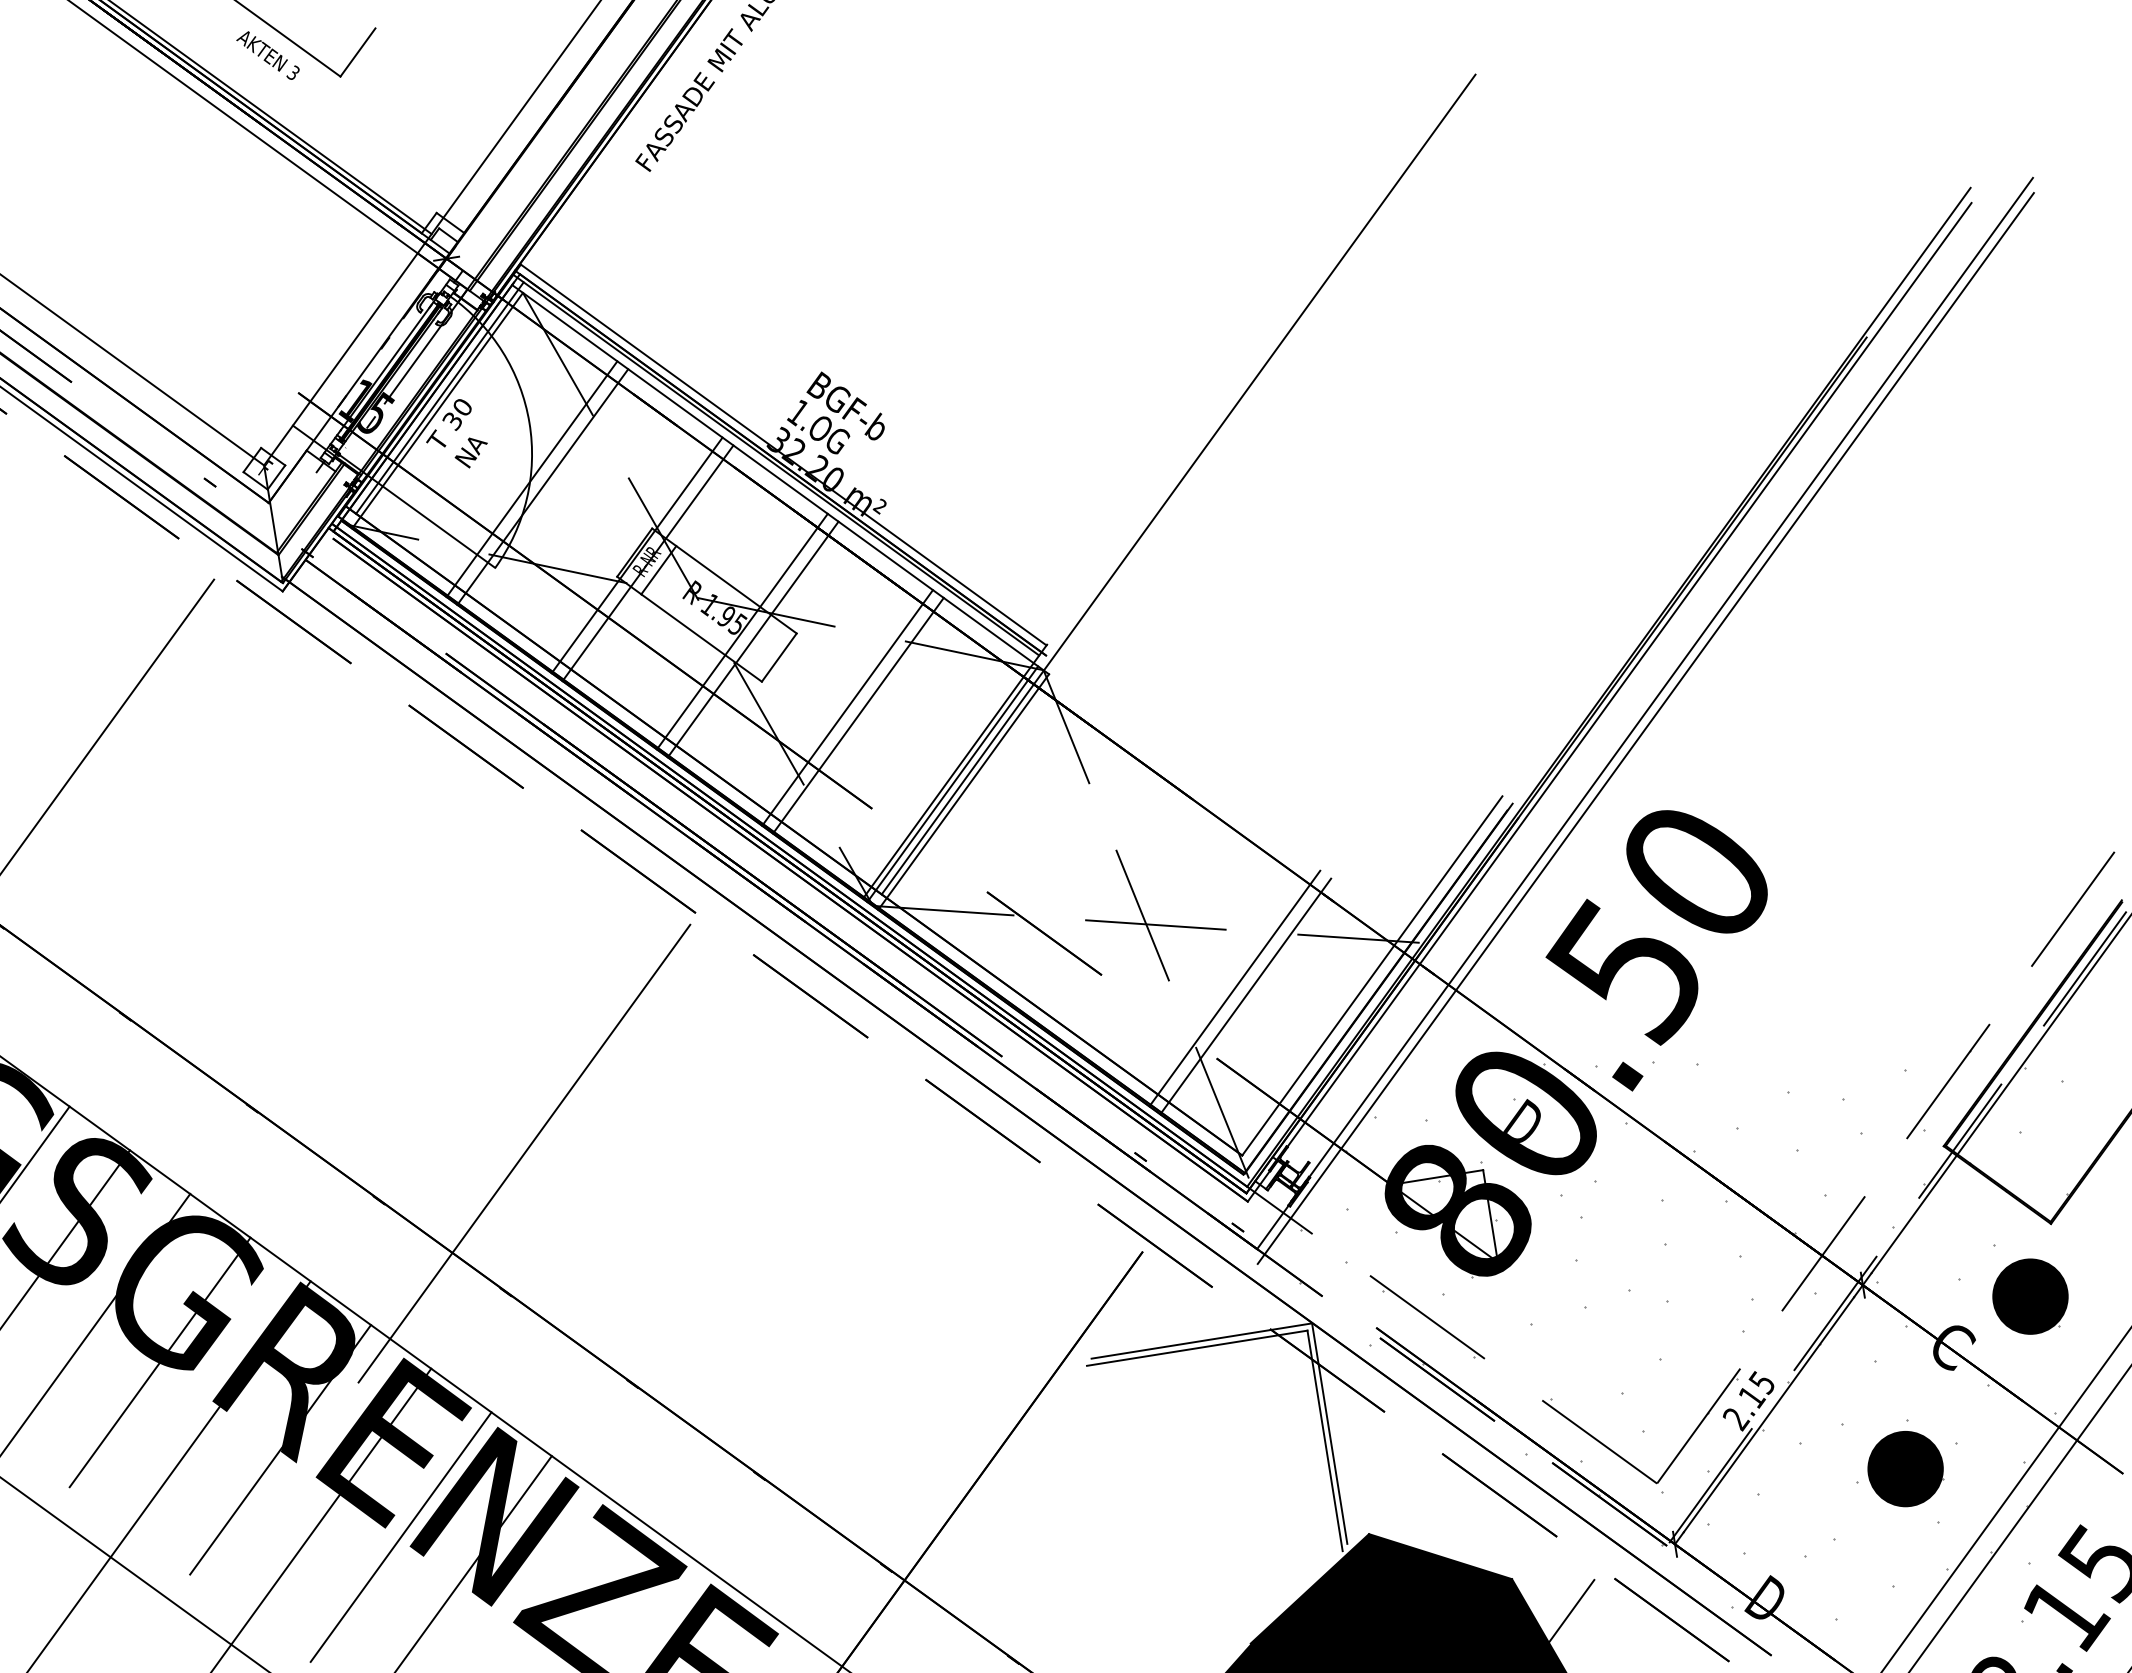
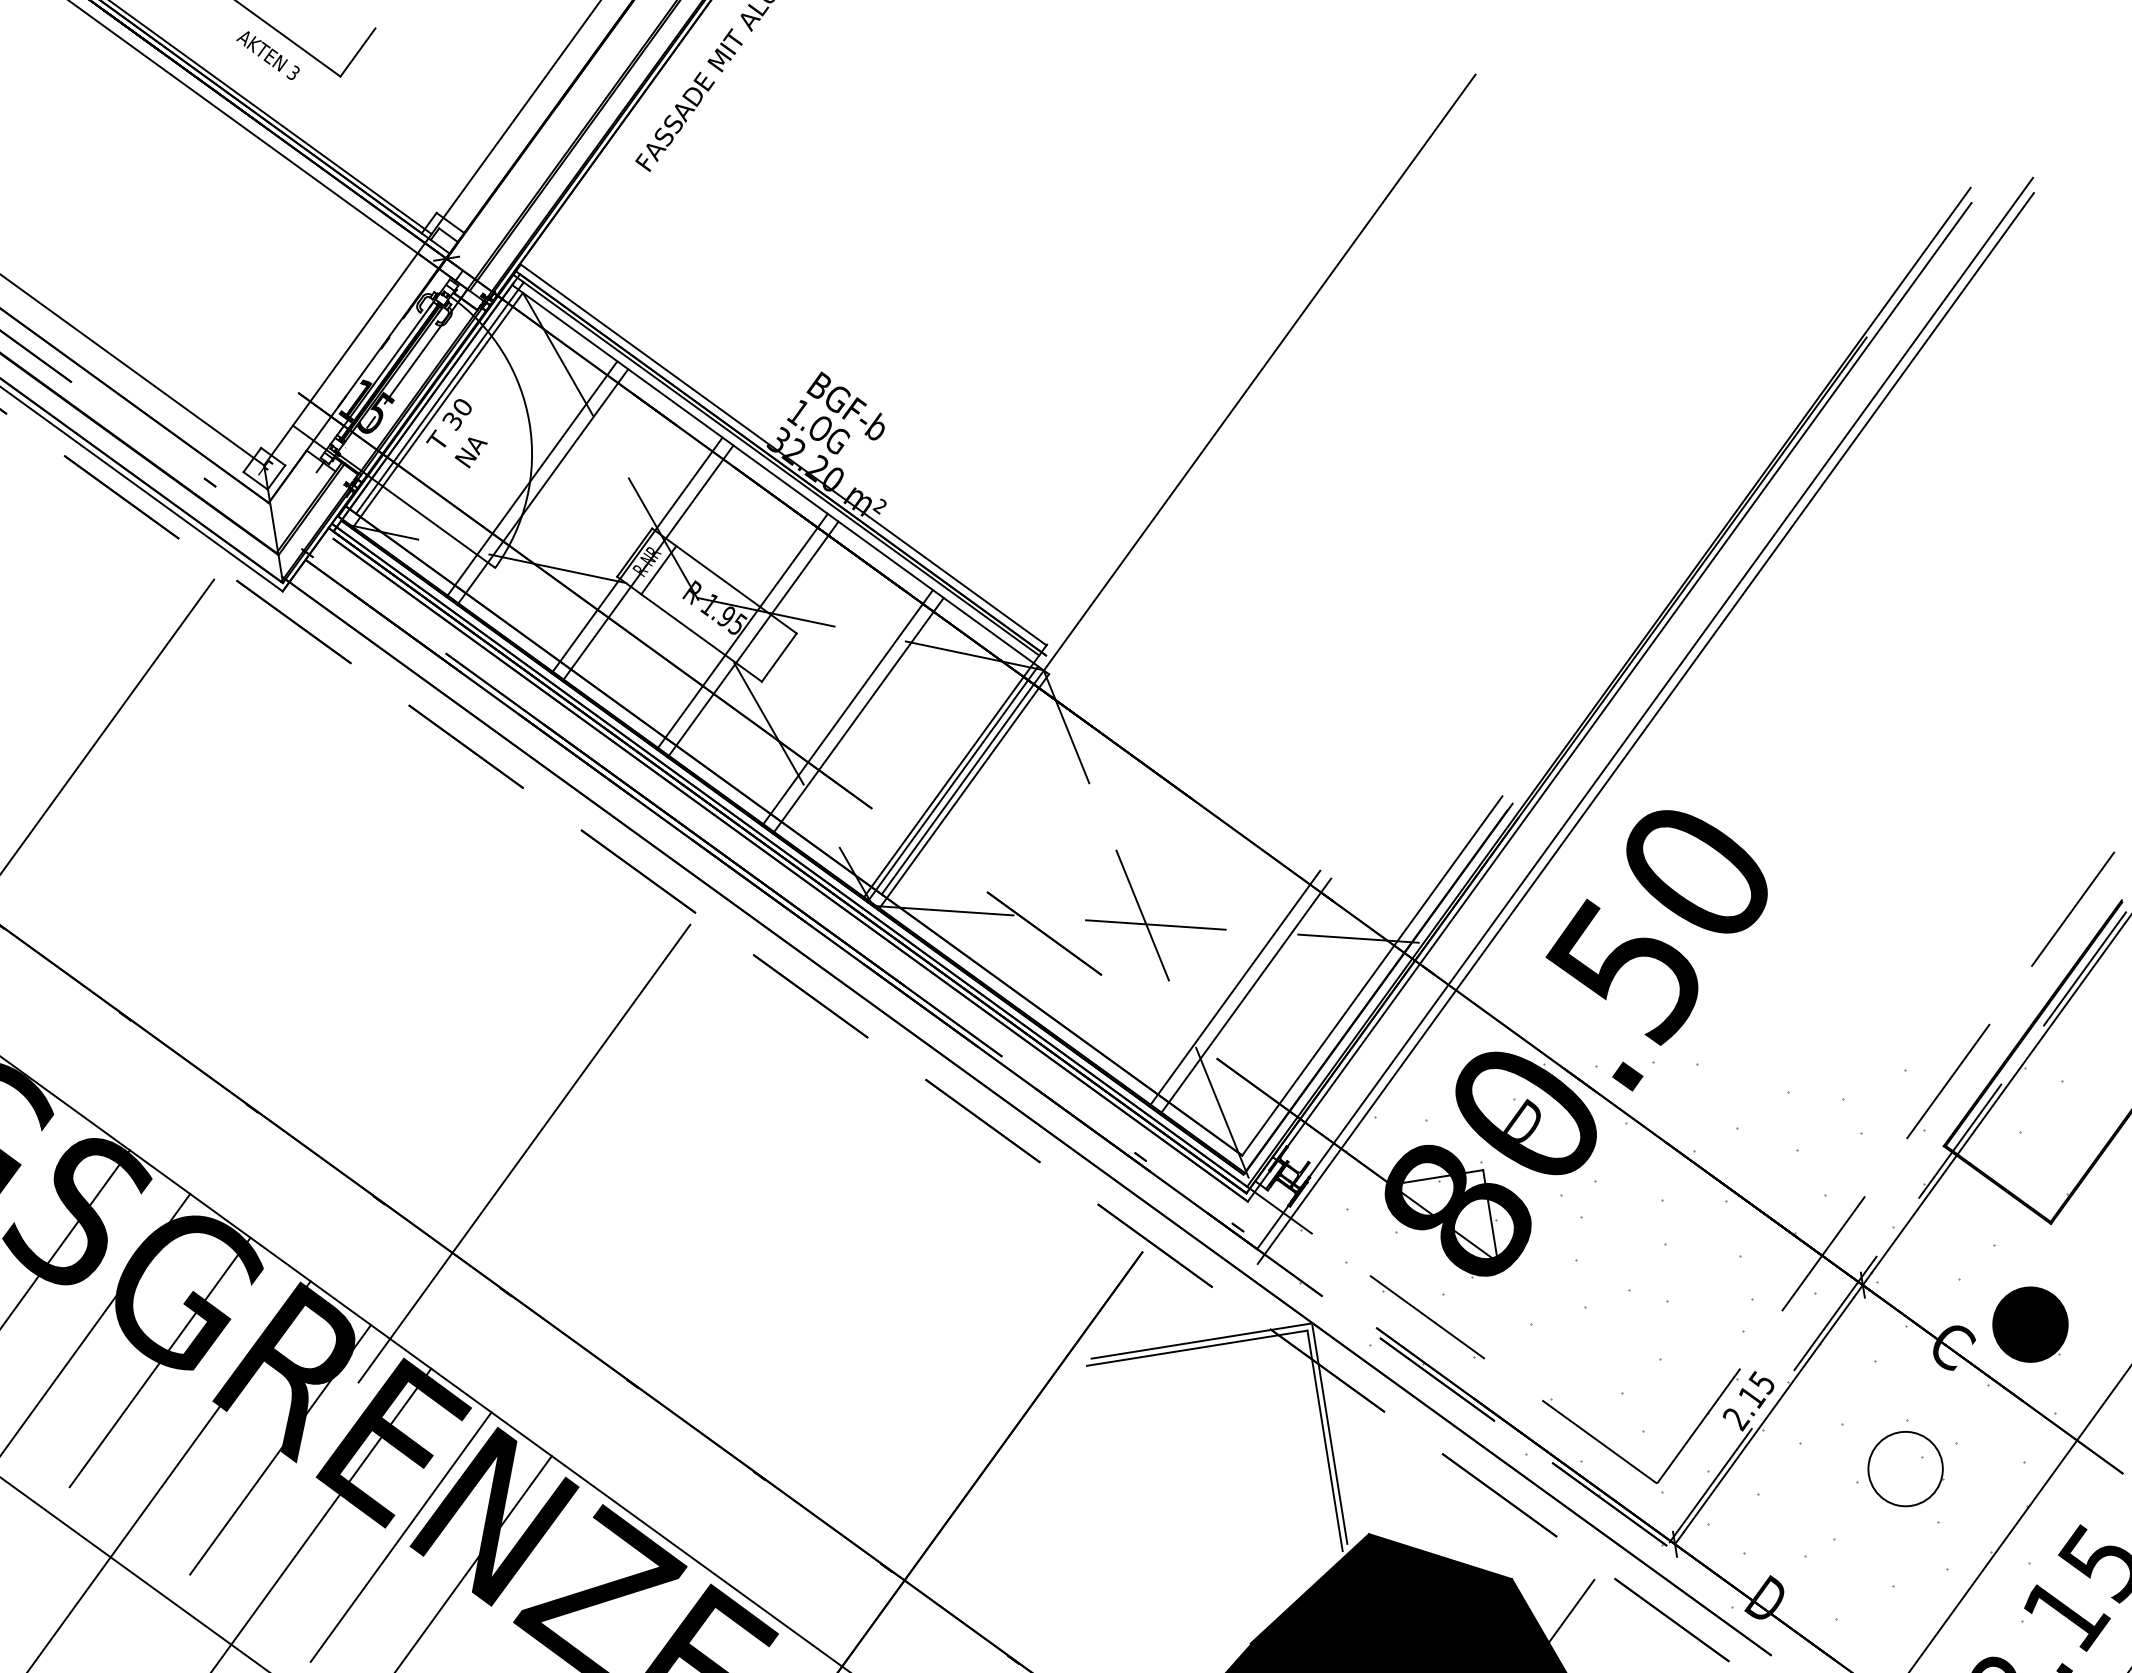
line: present -> none (35, 1152)
part position: (2030, 1296) -> (2030, 1324) (2030, 1324)
fill: present -> none (1905, 1468)
line: present -> none (2005, 1500)
